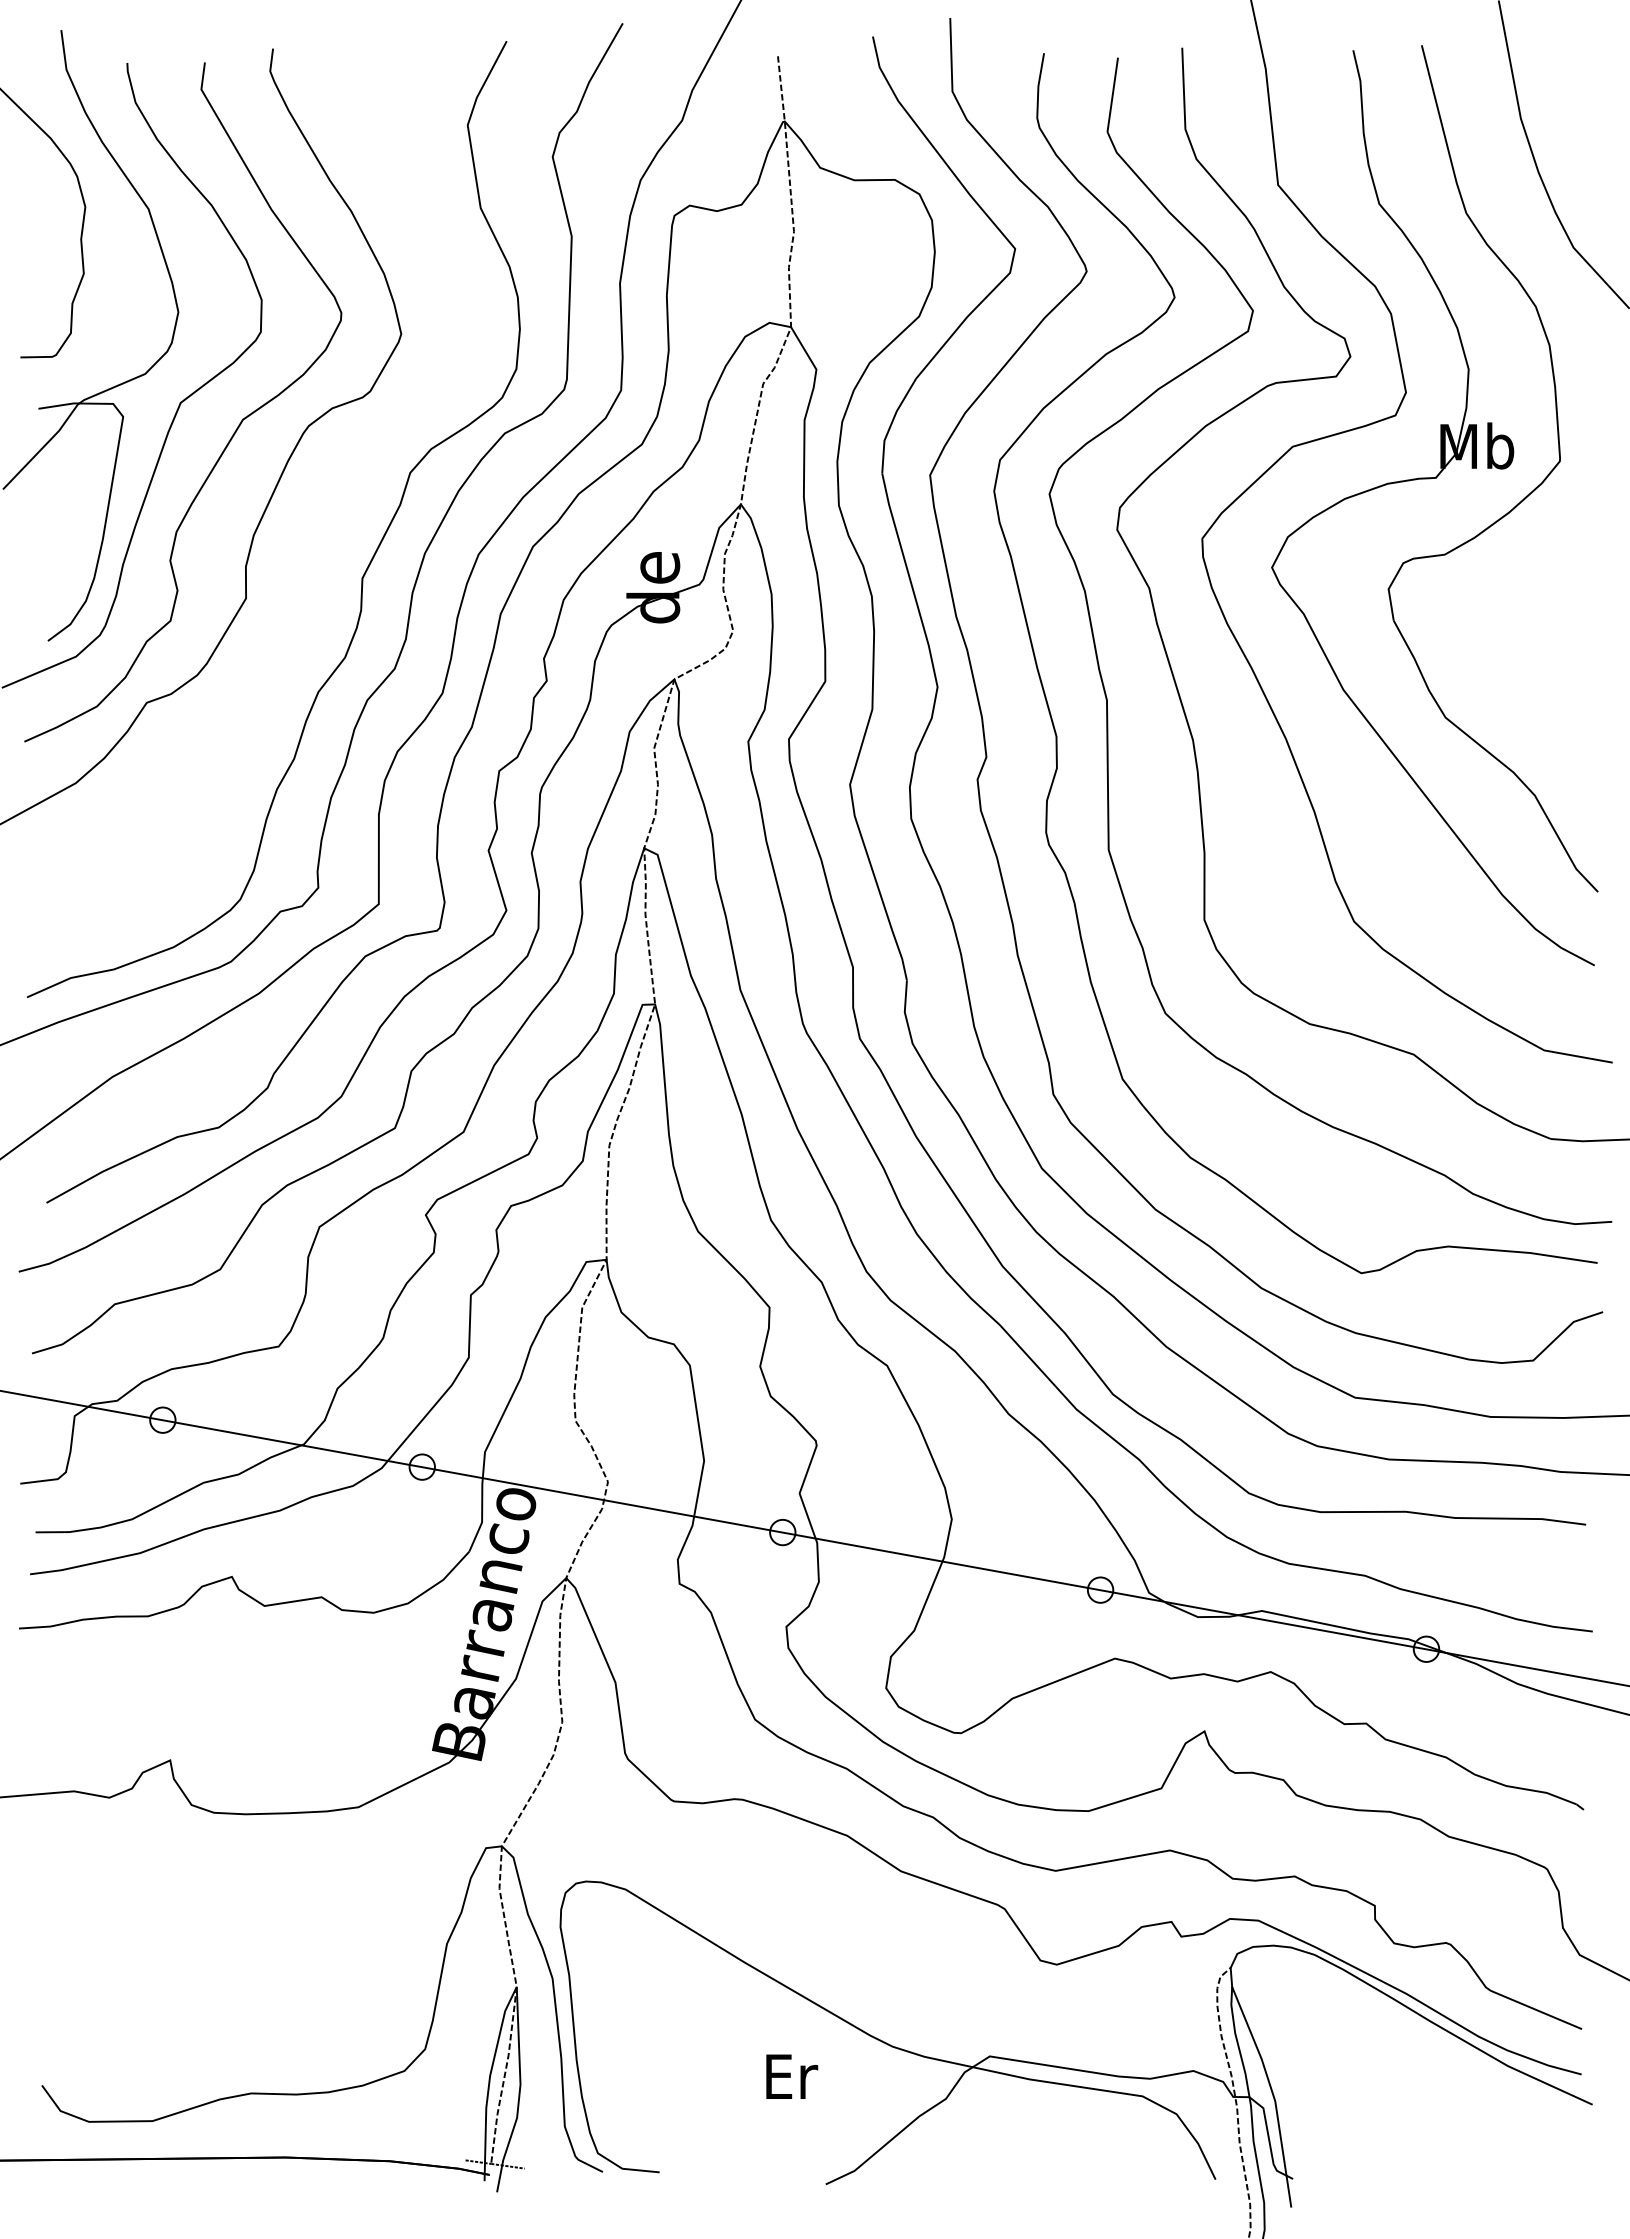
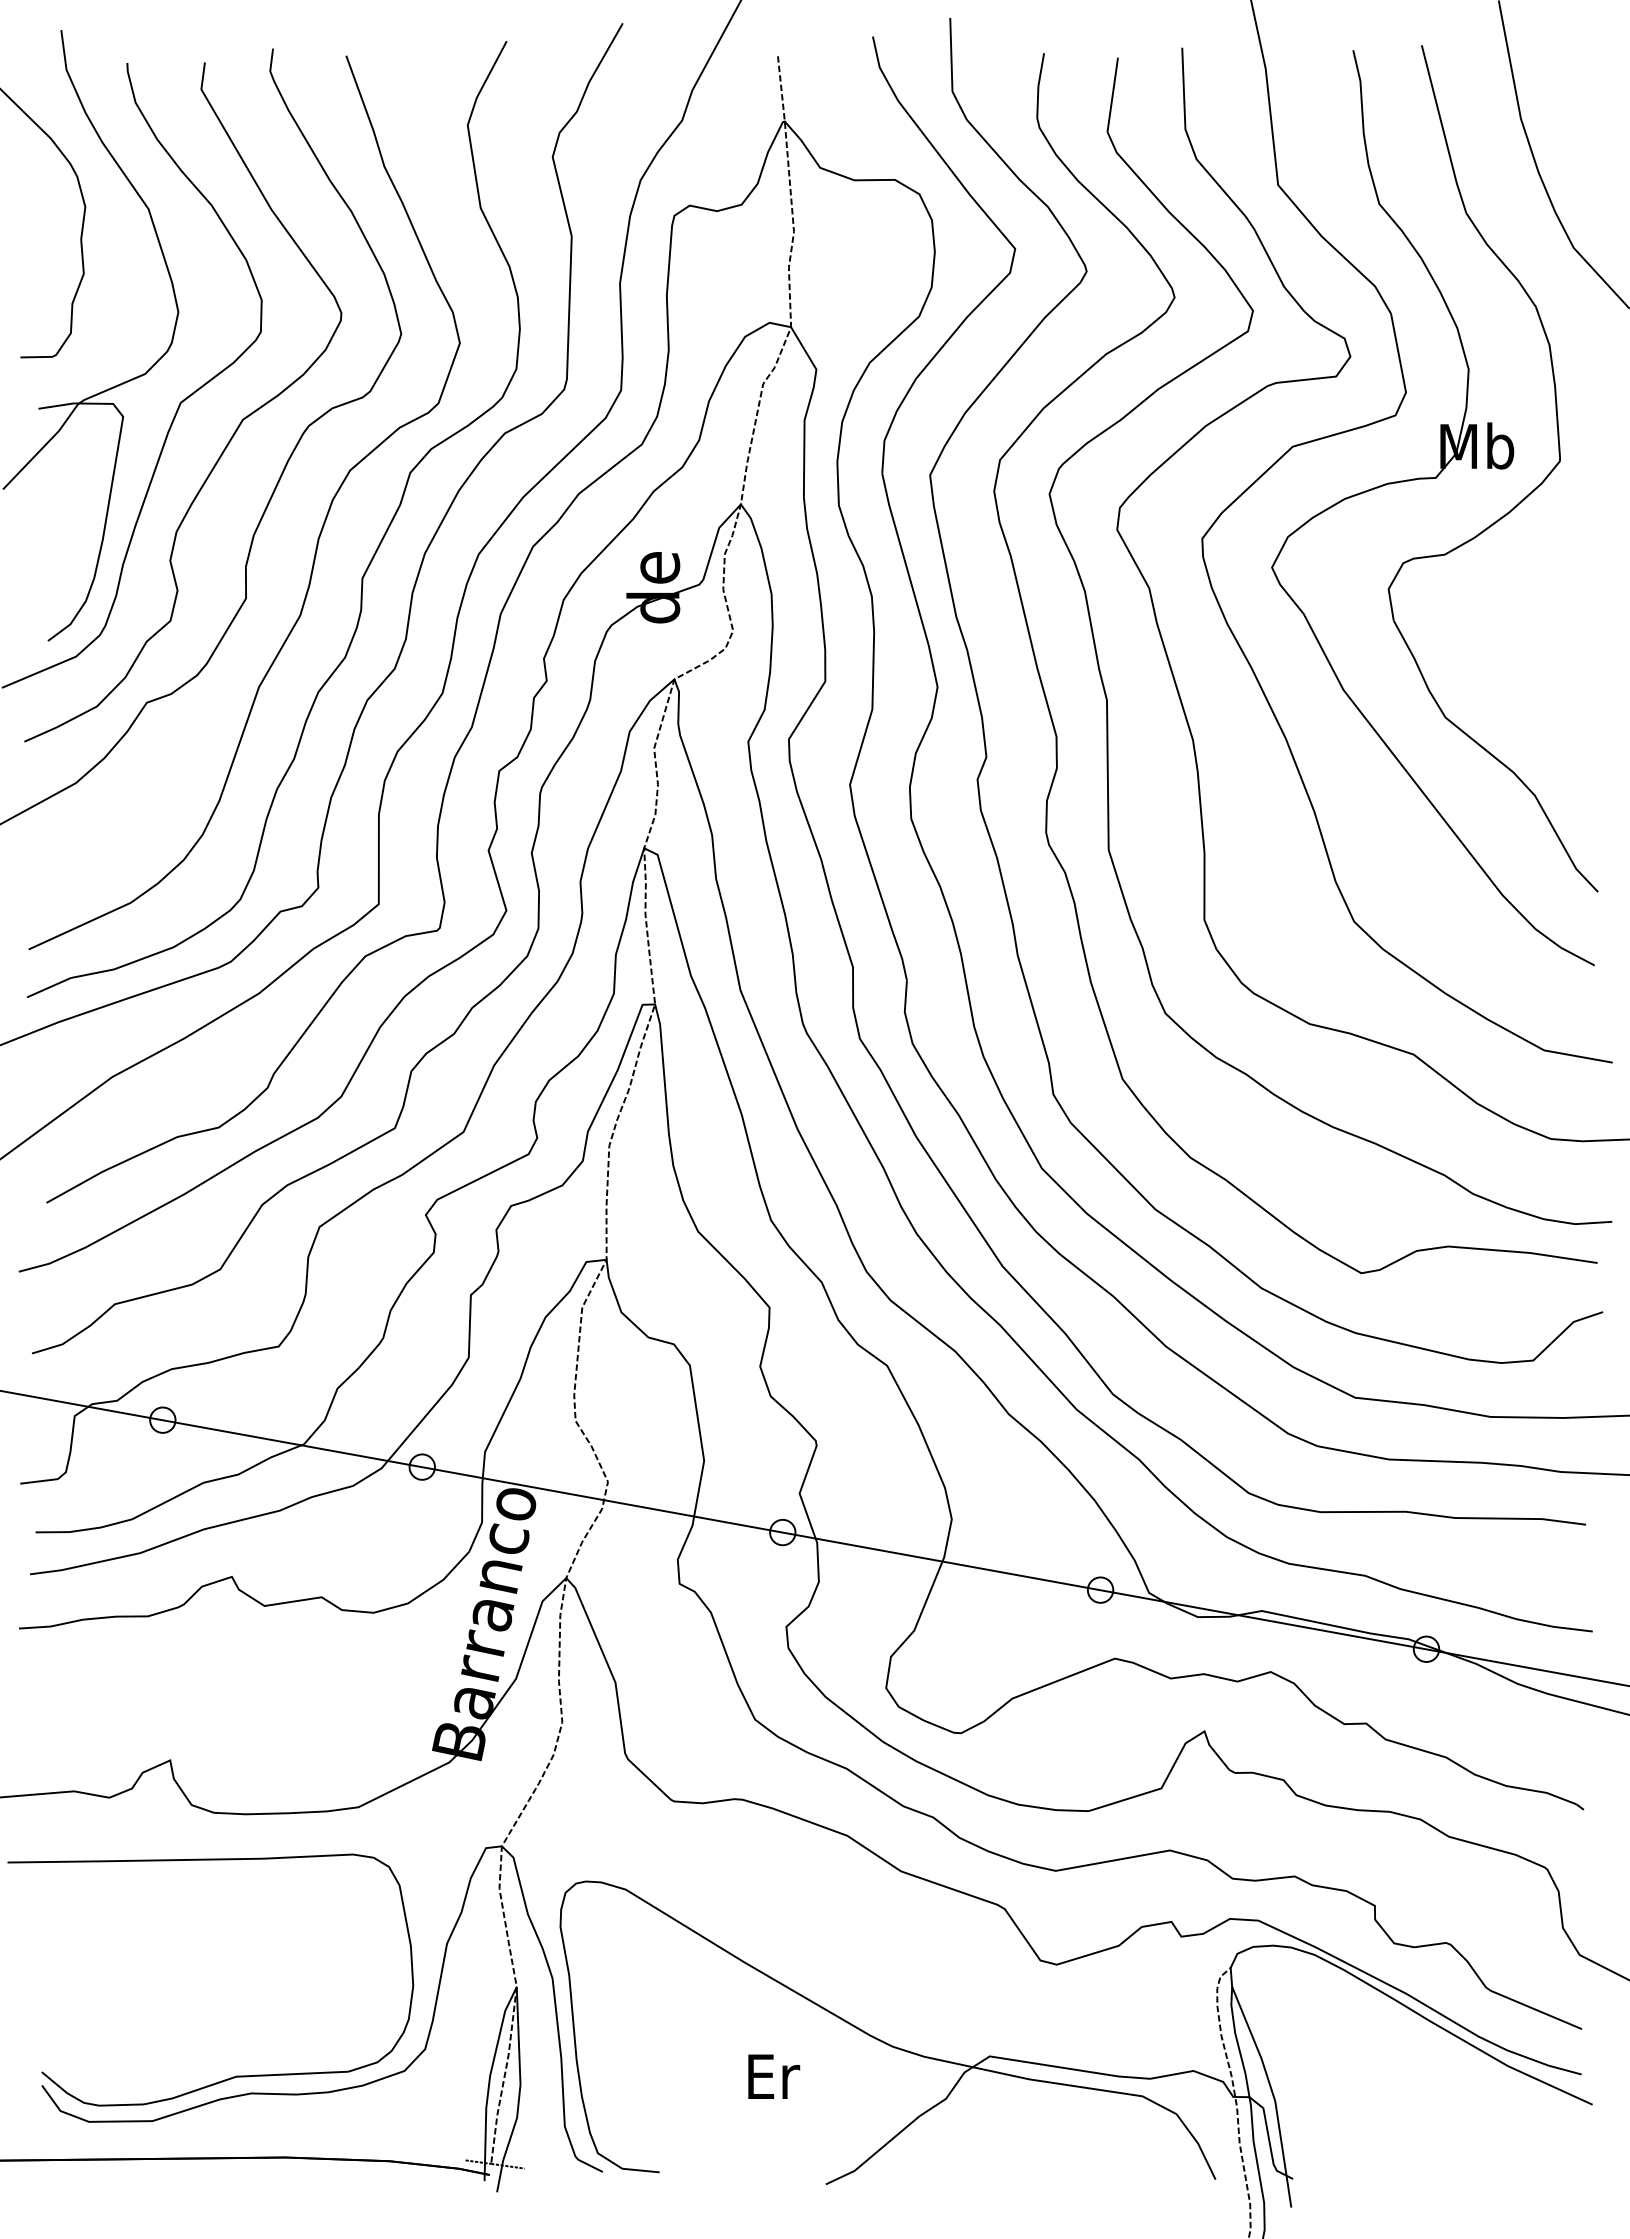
curve: none -> present (321, 527)
curve: none -> present (236, 2075)
text position: (792, 2076) -> (774, 2076) (774, 2076)
